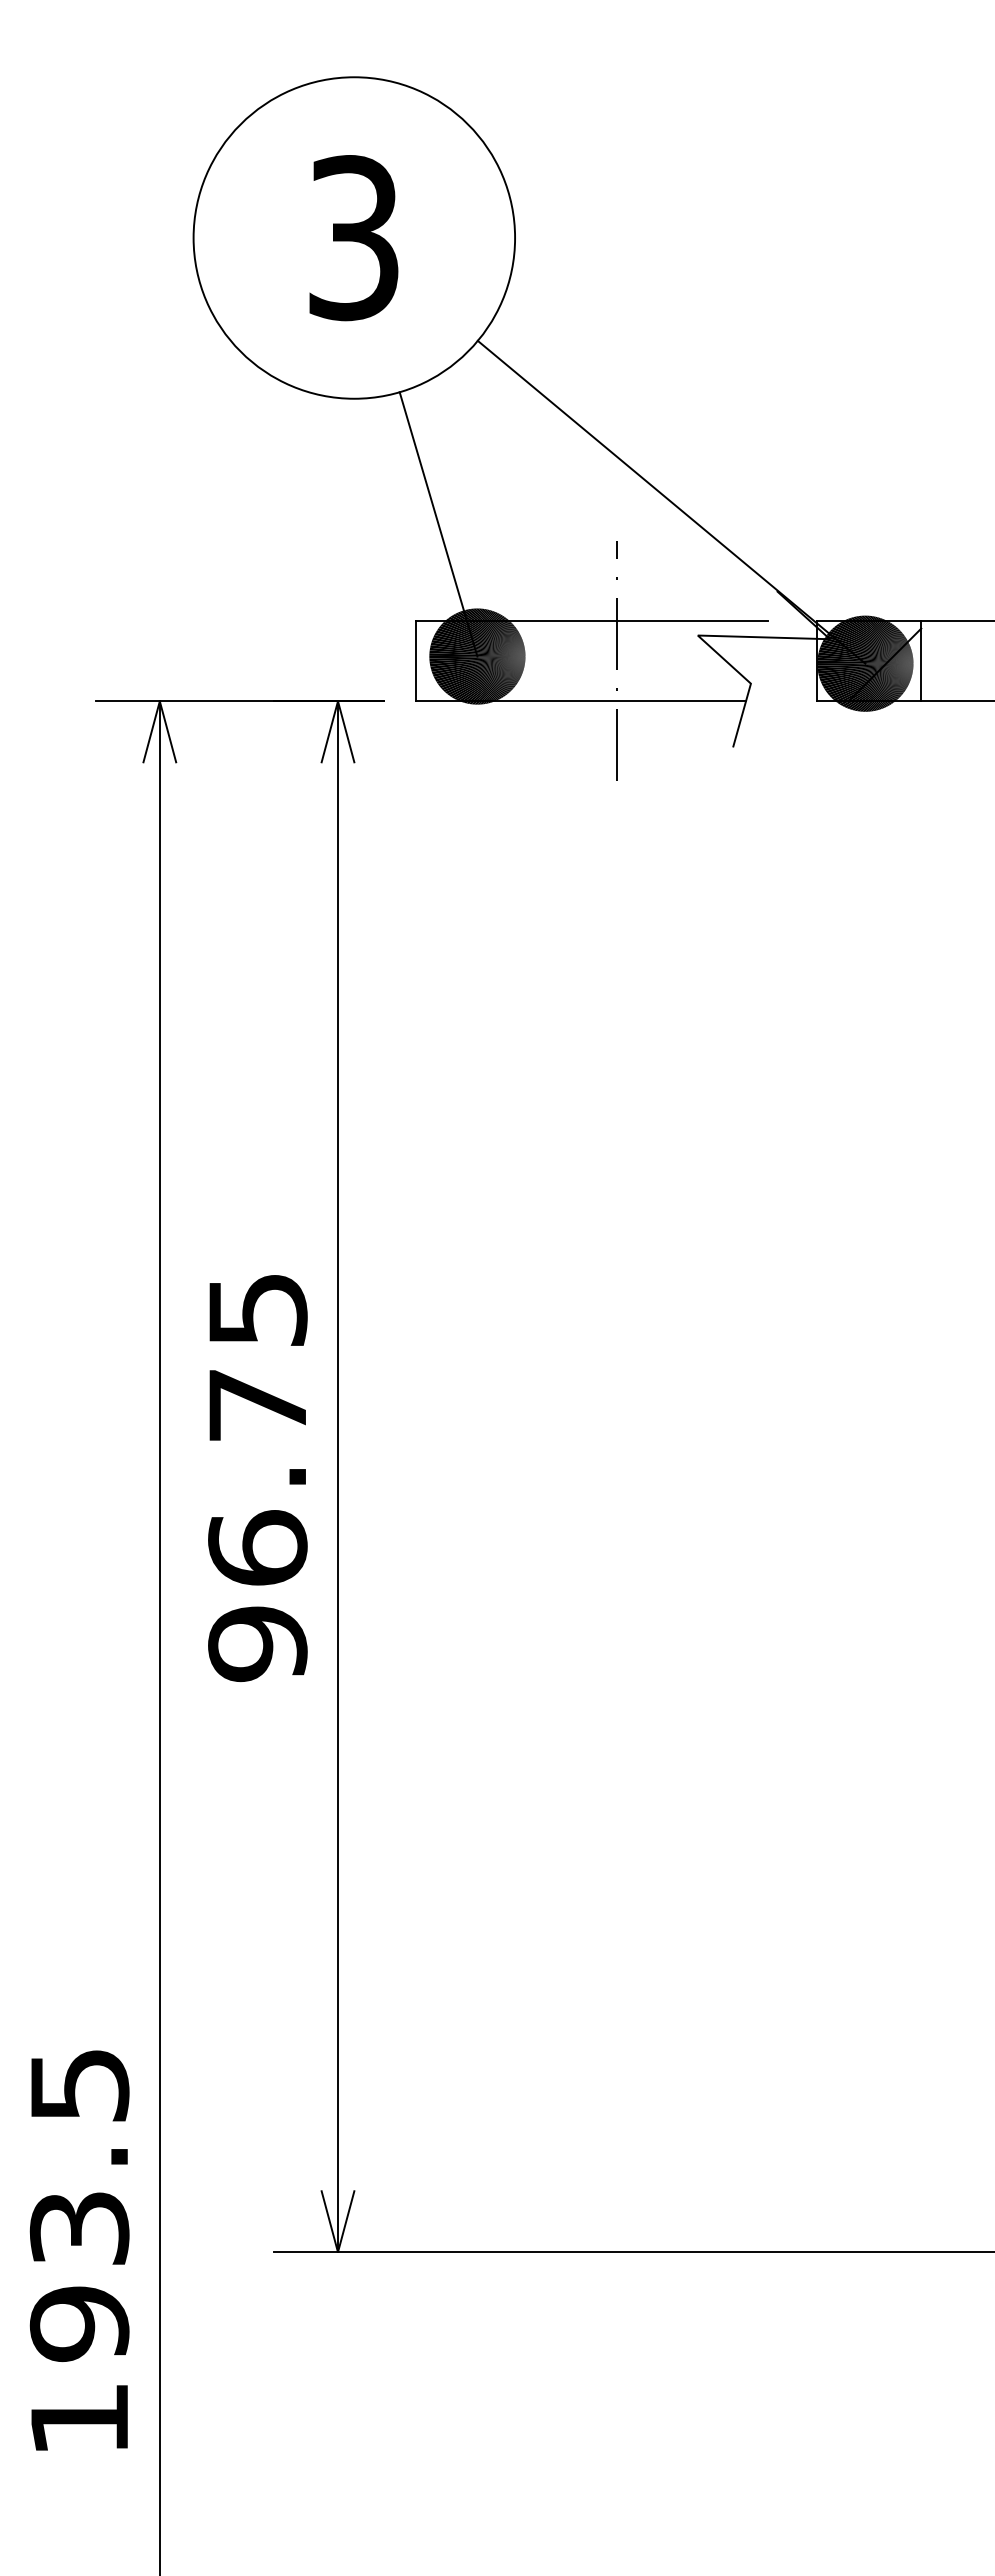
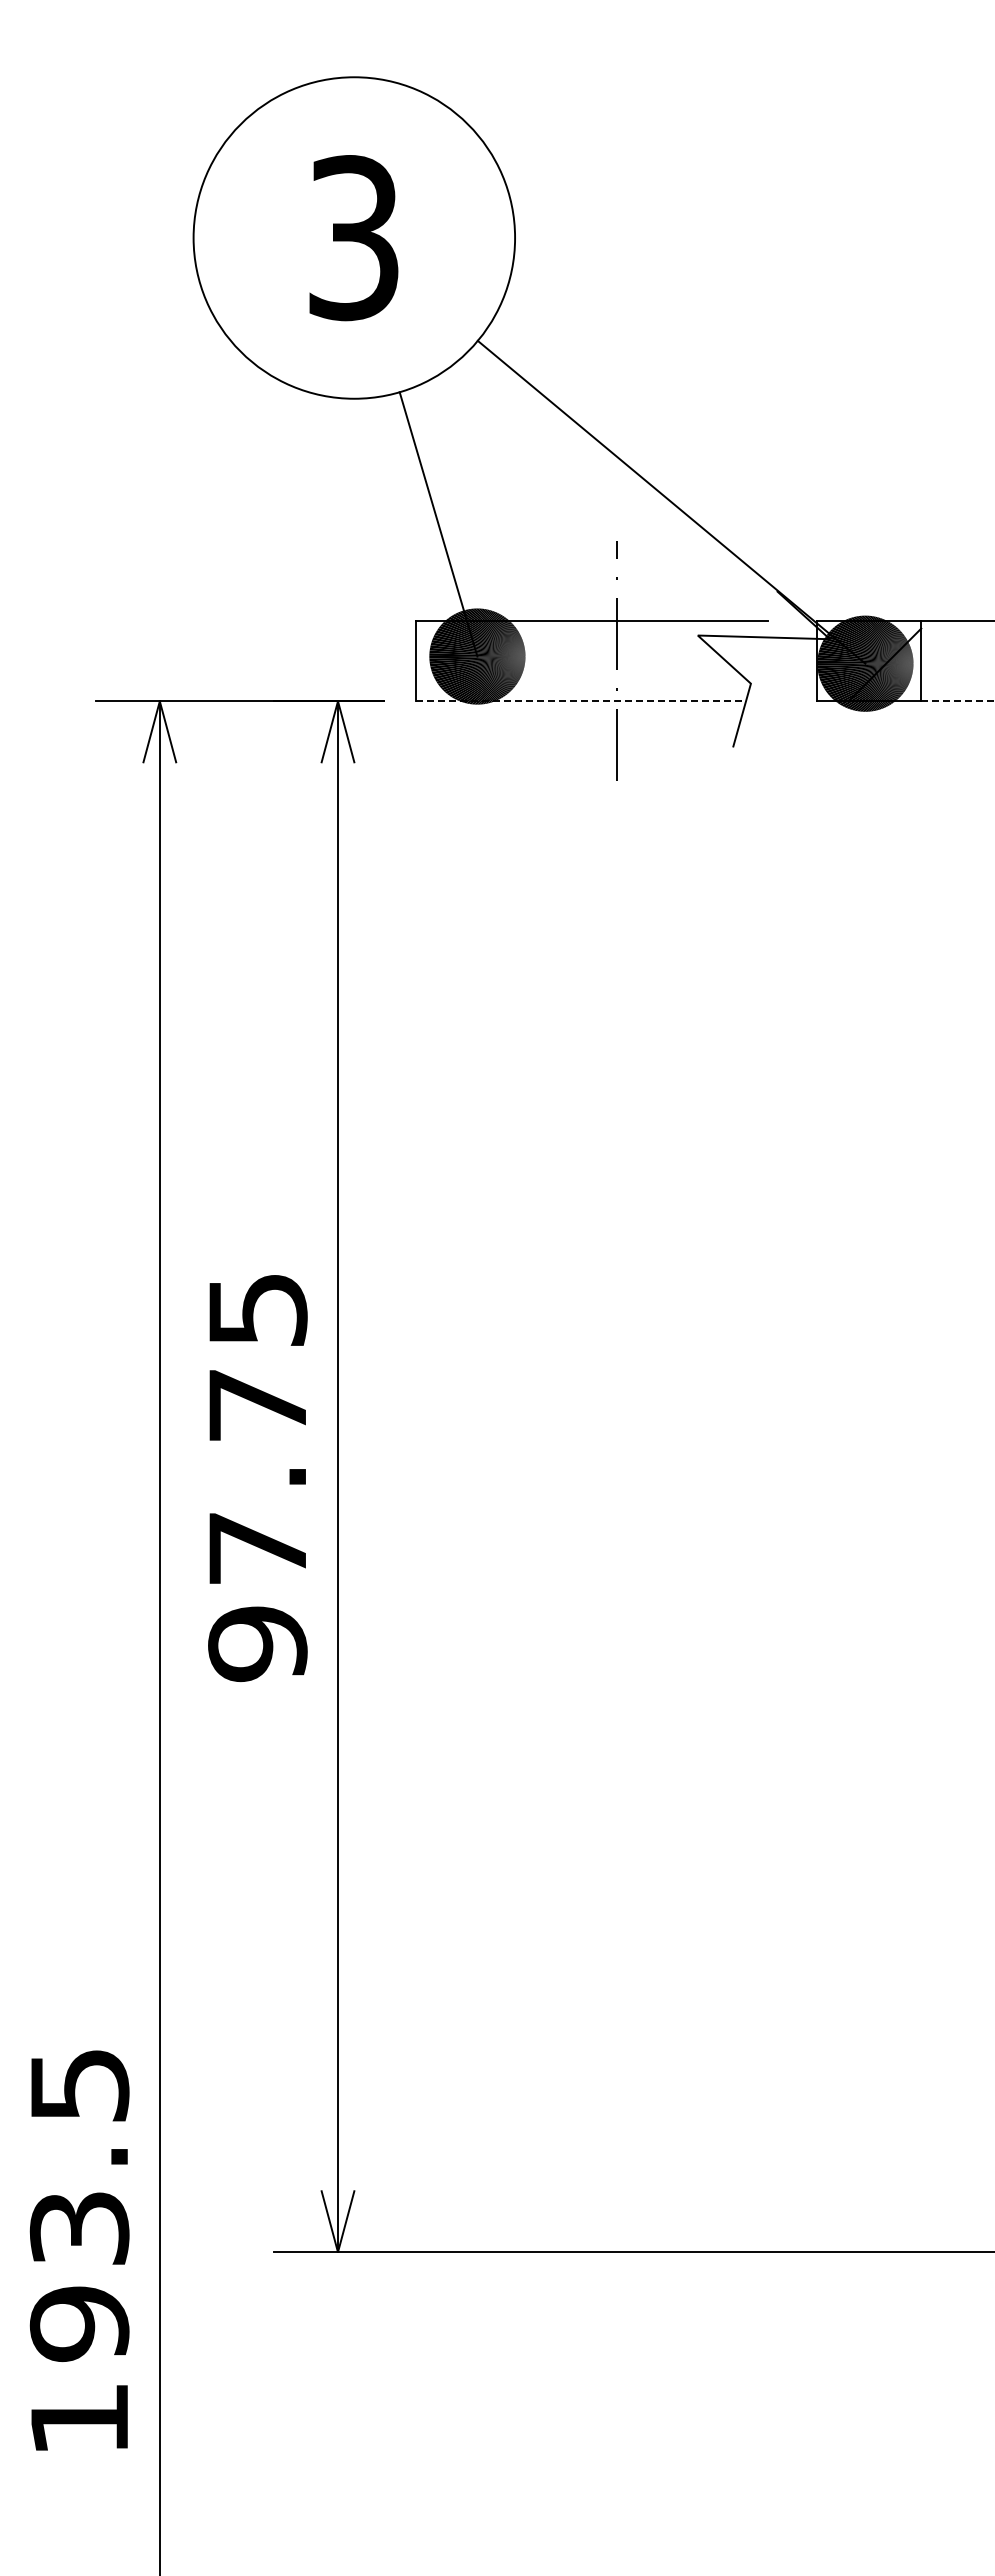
line: solid -> dashed (581, 701)
line: solid -> dashed (957, 701)
text: 96.75 -> 97.75 (257, 1547)
